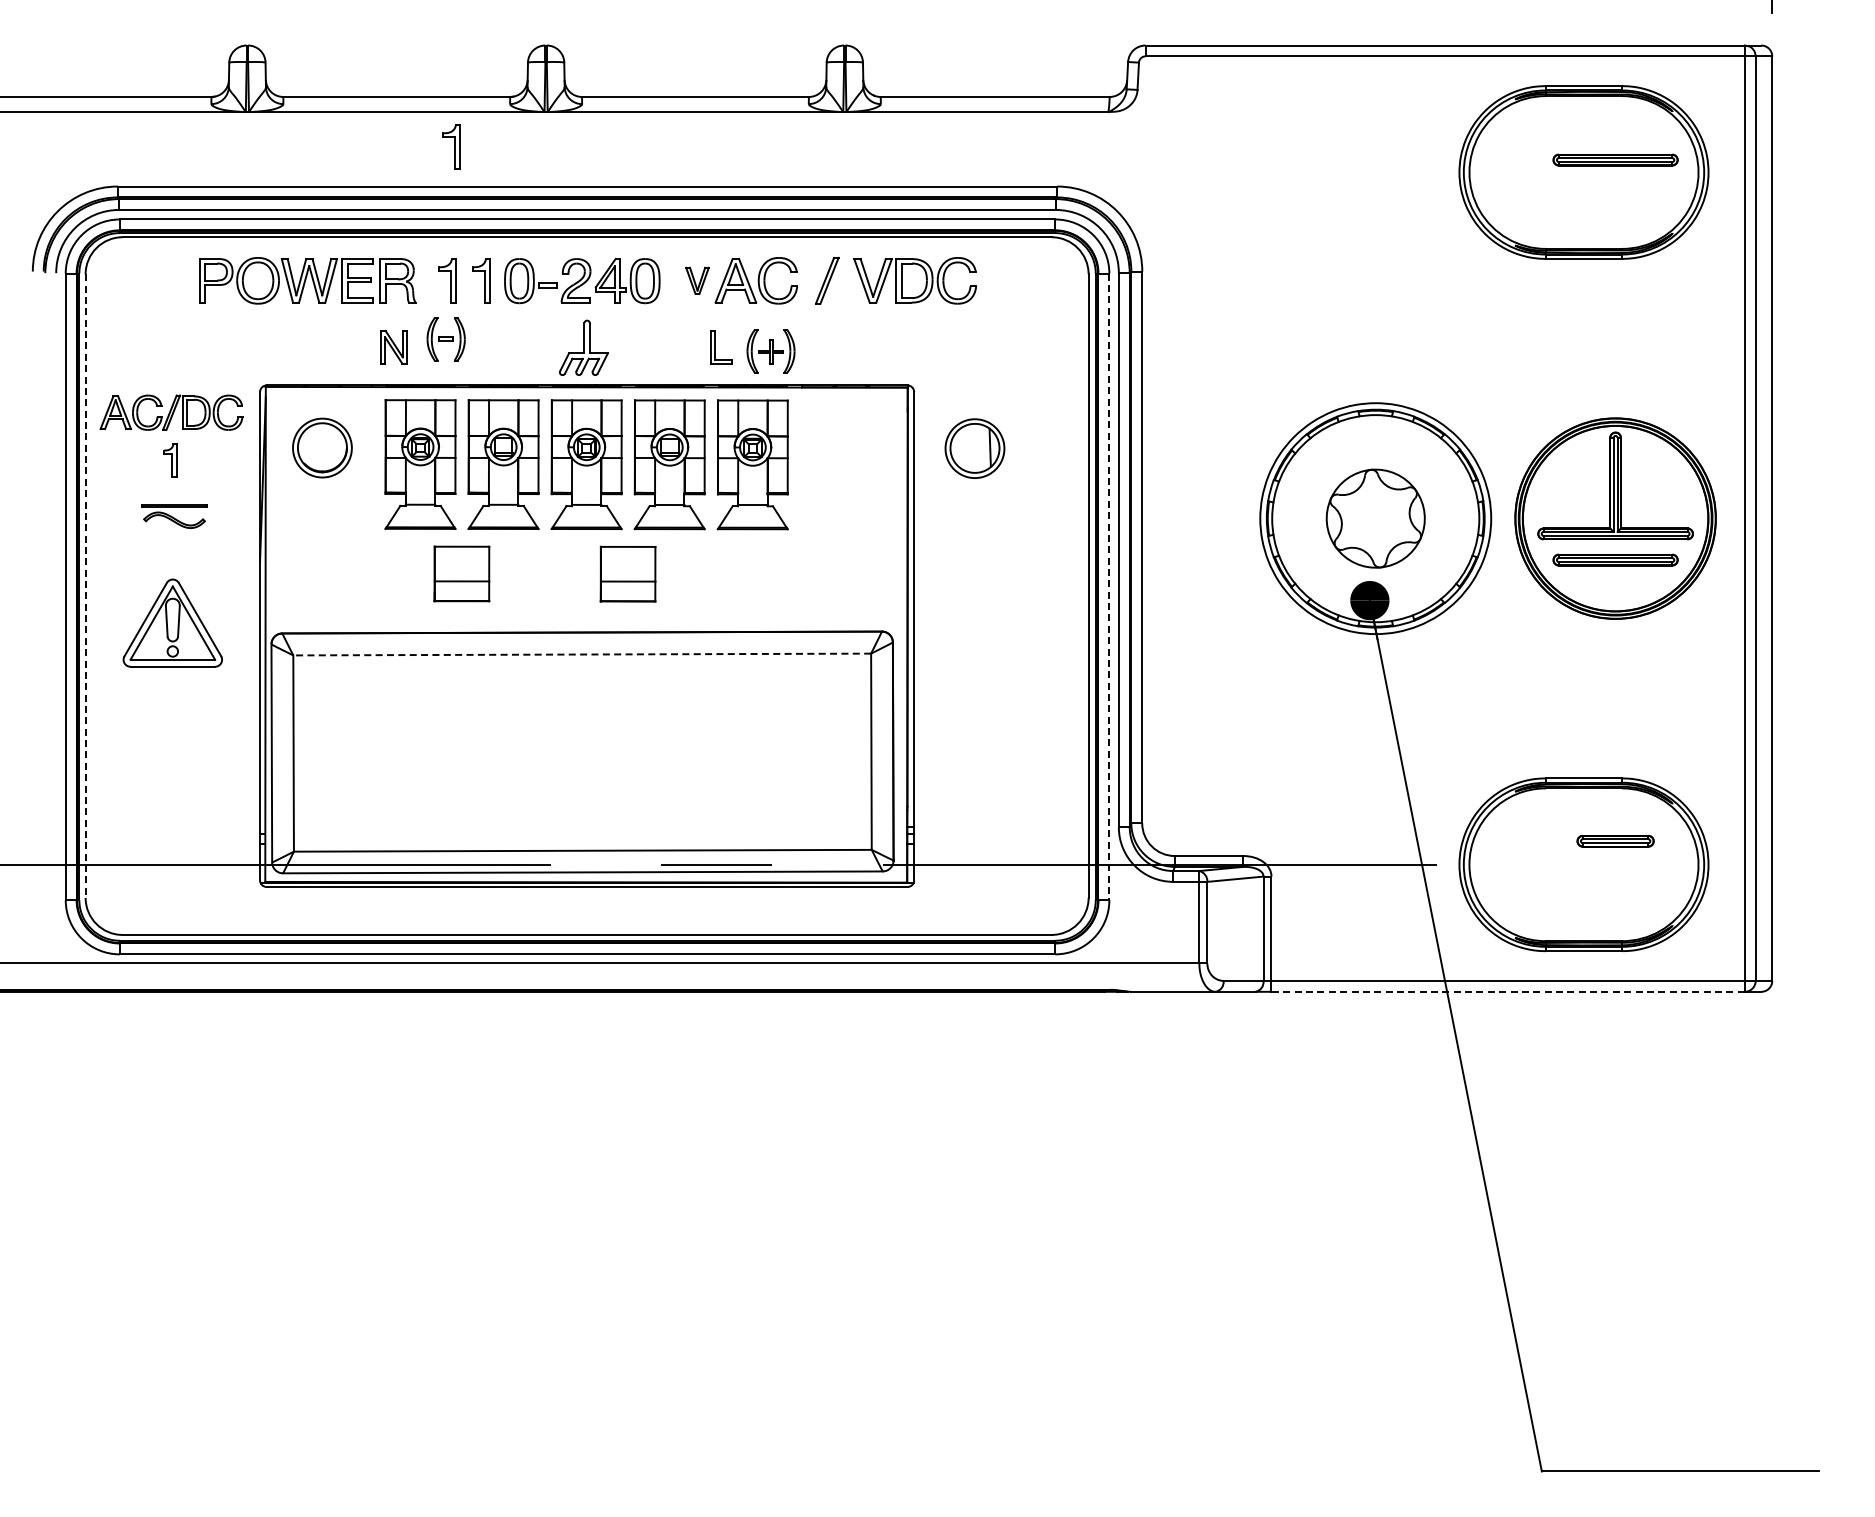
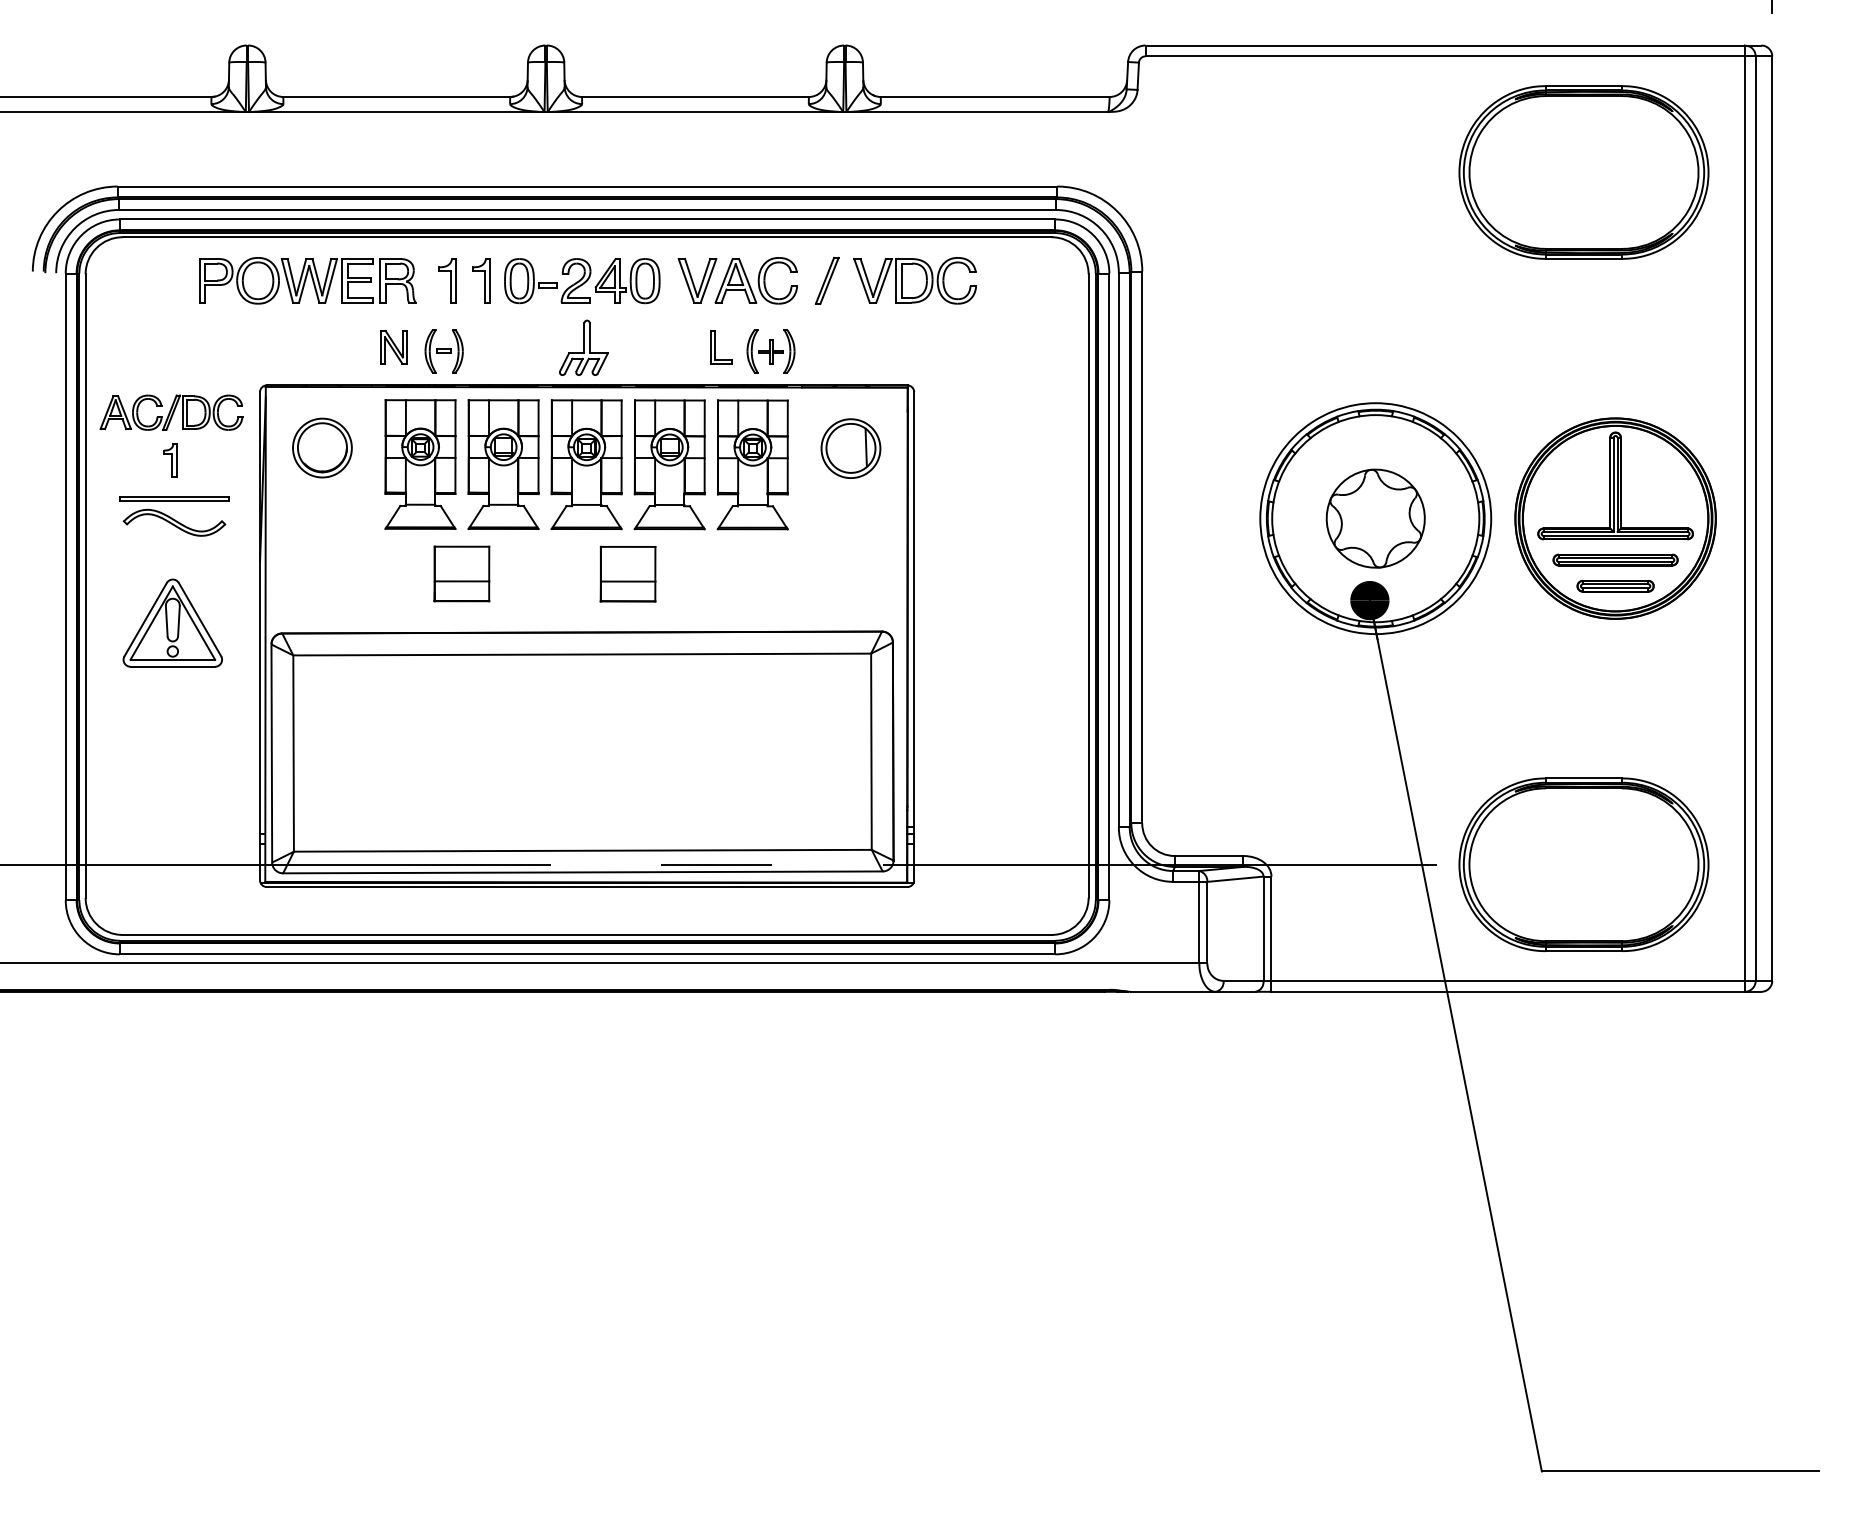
part: present -> none (451, 146)
part: present -> none (1615, 159)
part size: 25x29 px -> 41x46 px (697, 280)
part position: (445, 339) -> (443, 351) (443, 351)
part position: (974, 448) -> (850, 448) (850, 448)
part size: 67x25 px -> 111x41 px (174, 516)
line: dashed -> solid (85, 586)
line: dashed -> solid (1109, 587)
line: dashed -> solid (582, 654)
part position: (1615, 841) -> (1615, 586) (1615, 586)
line: dashed -> solid (1508, 991)
